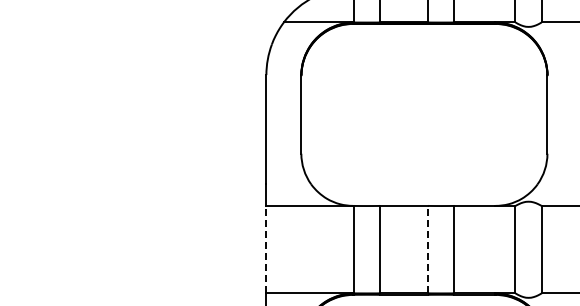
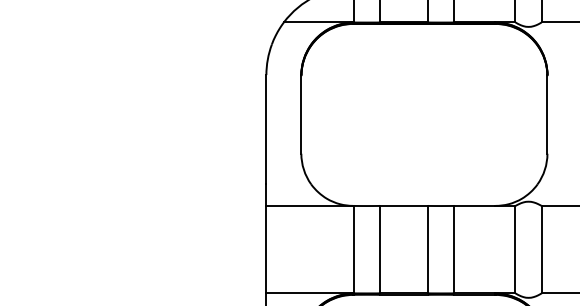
line: dashed -> solid (266, 249)
line: dashed -> solid (428, 249)
